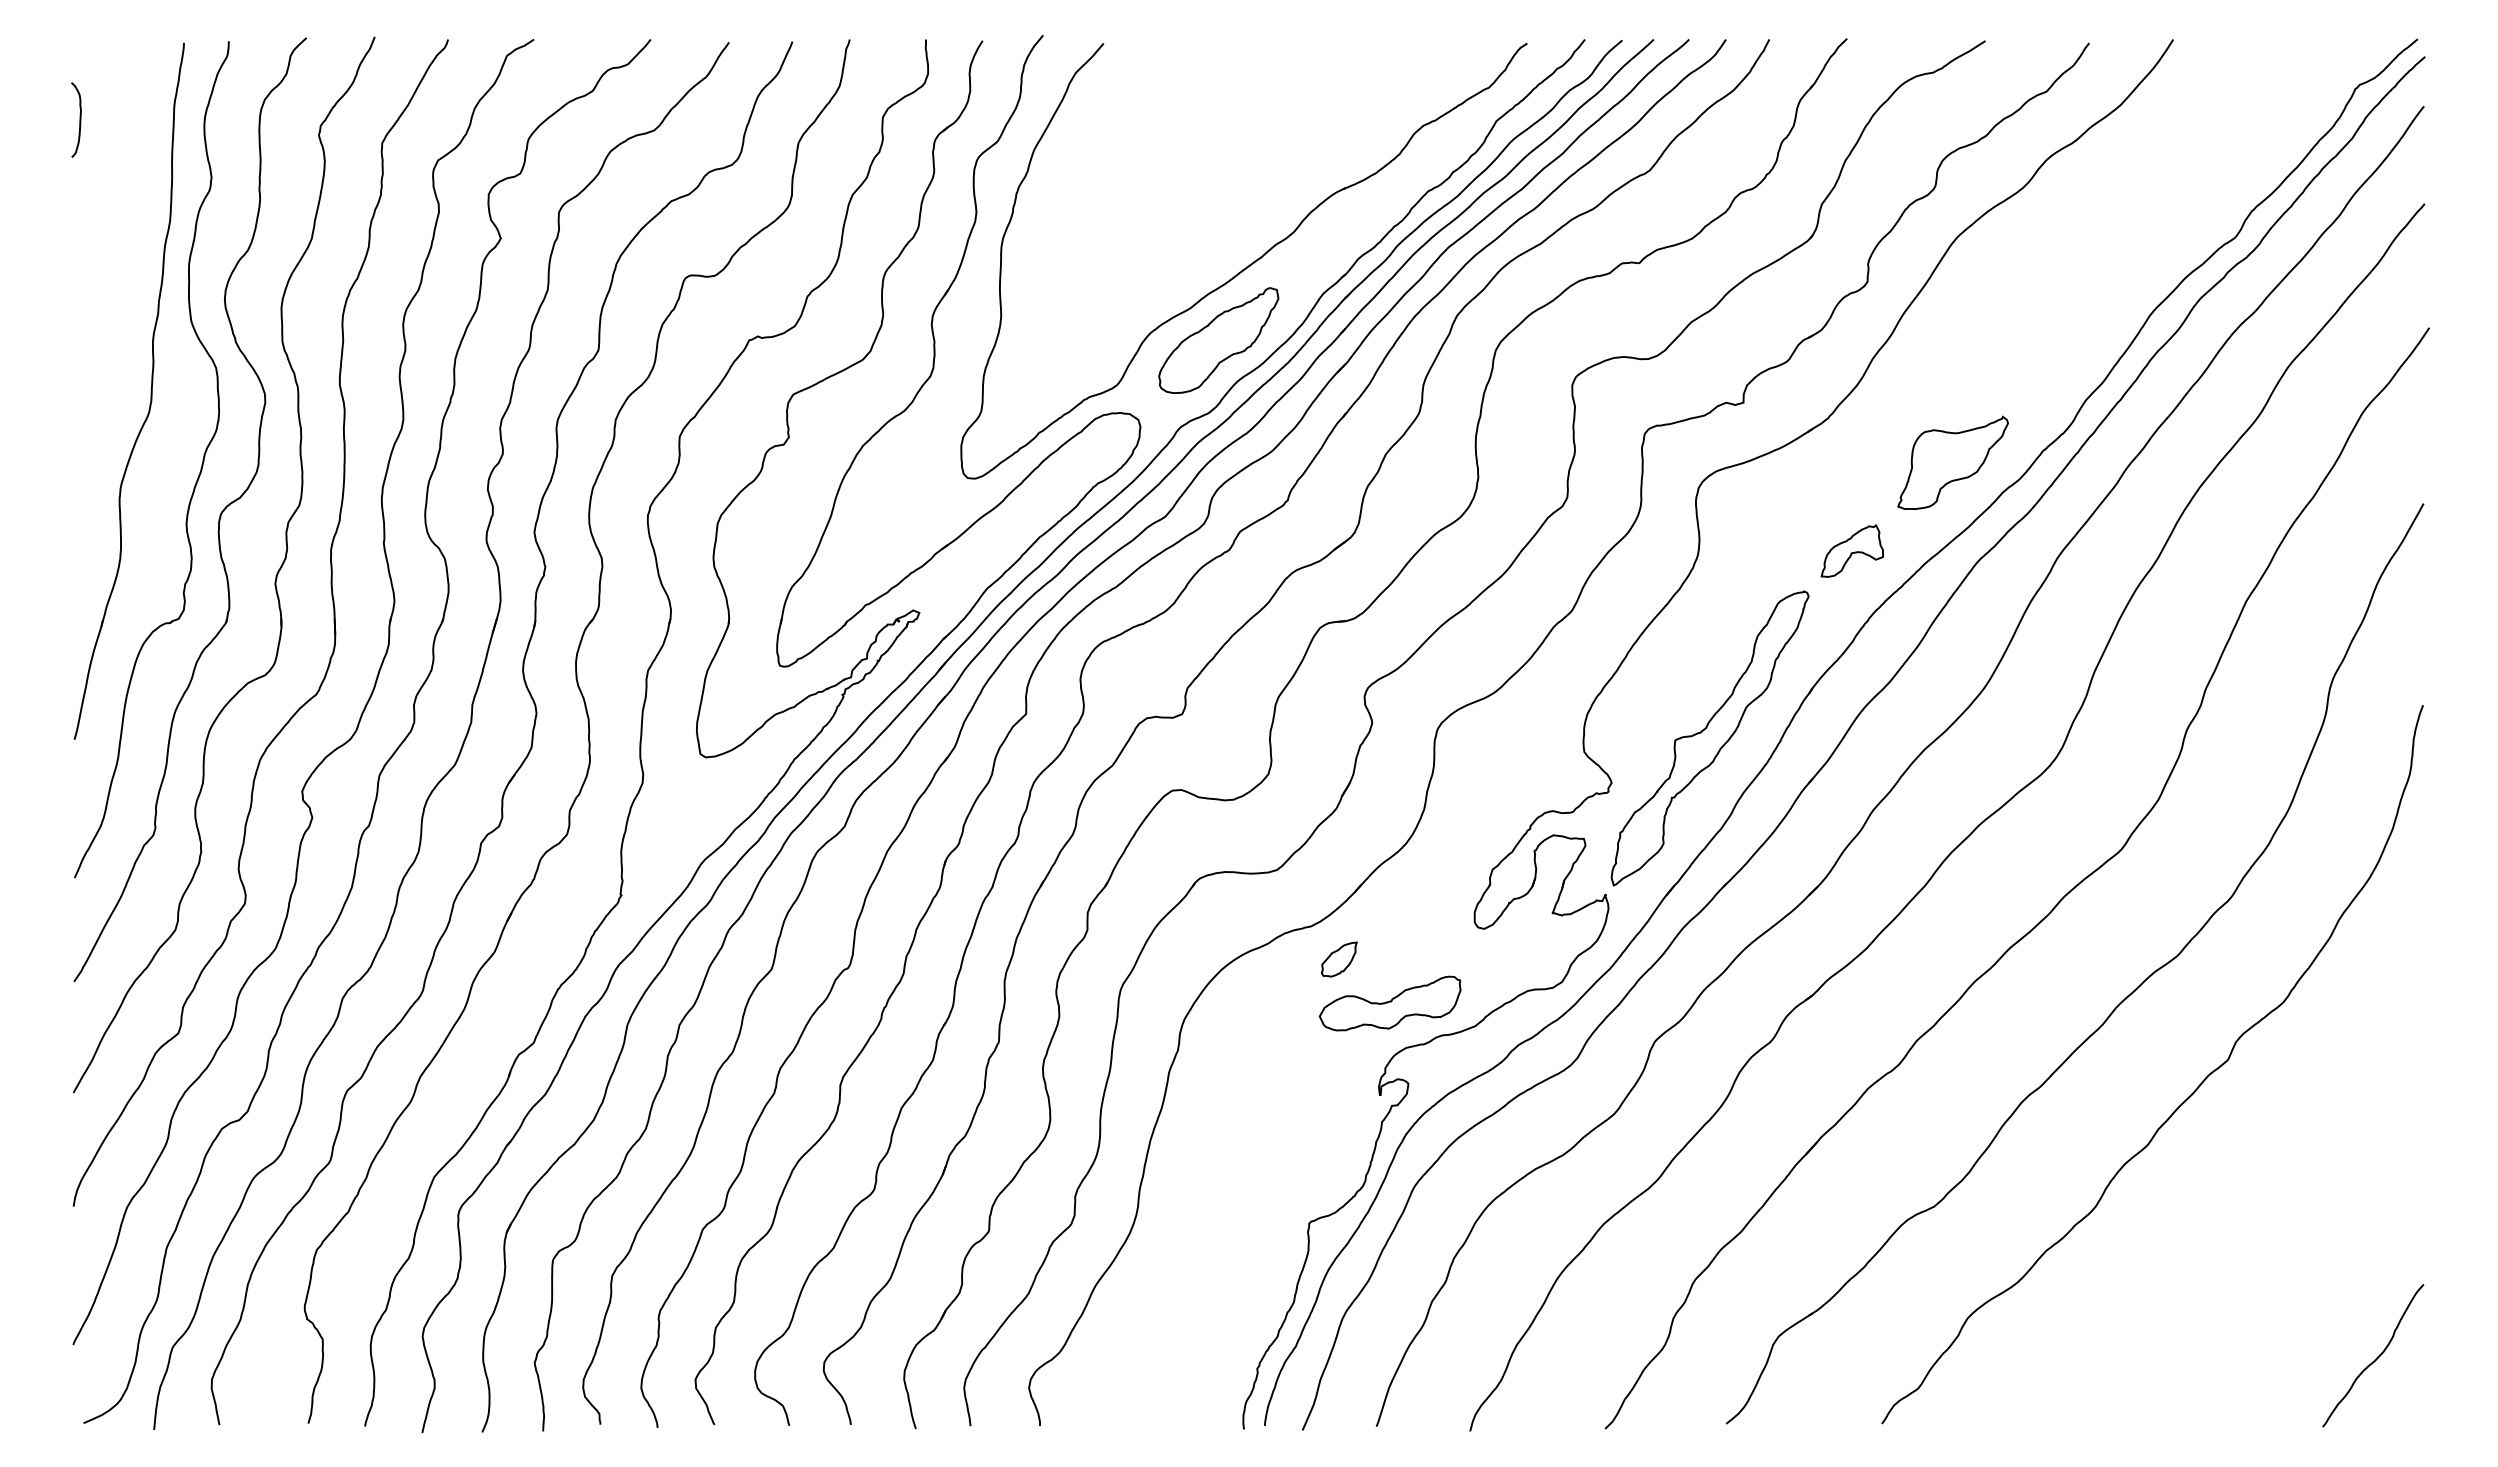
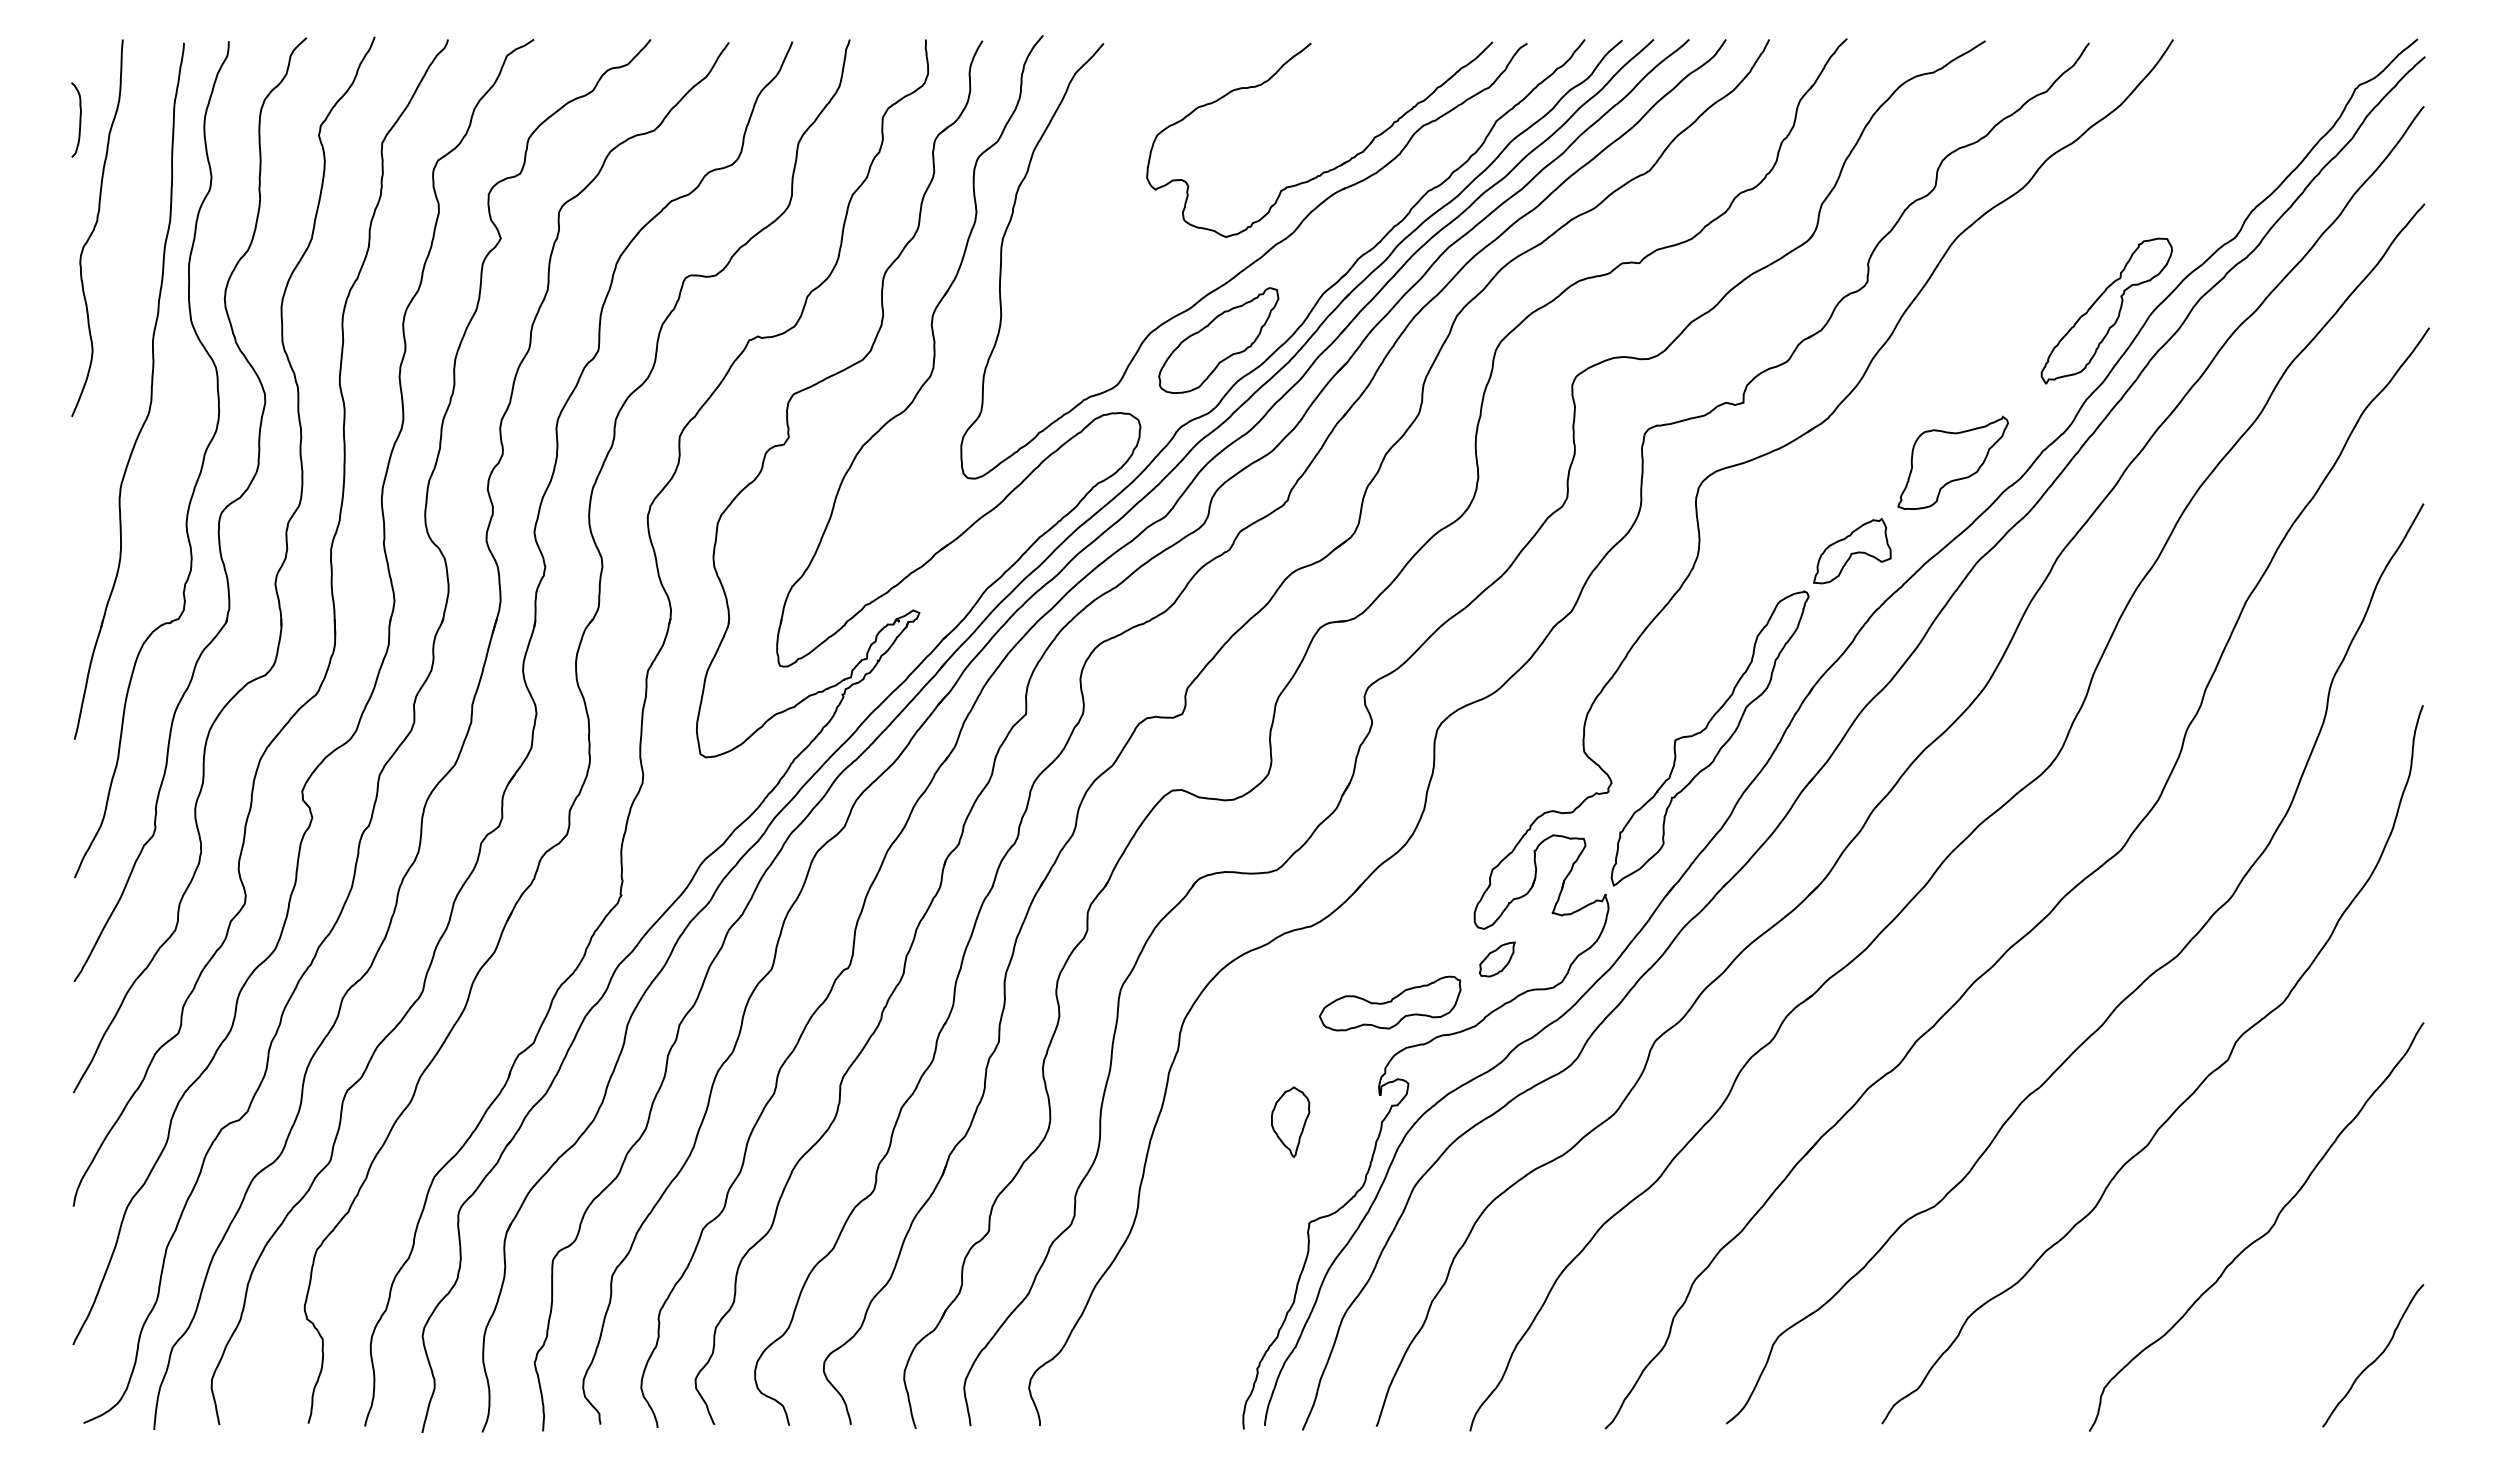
part: none -> present (1329, 169)
curve: none -> present (95, 227)
part: none -> present (2106, 310)
part size: 64x54 px -> 79x68 px (1852, 550)
part position: (1338, 959) -> (1496, 959) (1496, 959)
part: none -> present (1290, 1121)
curve: none -> present (2264, 1233)
